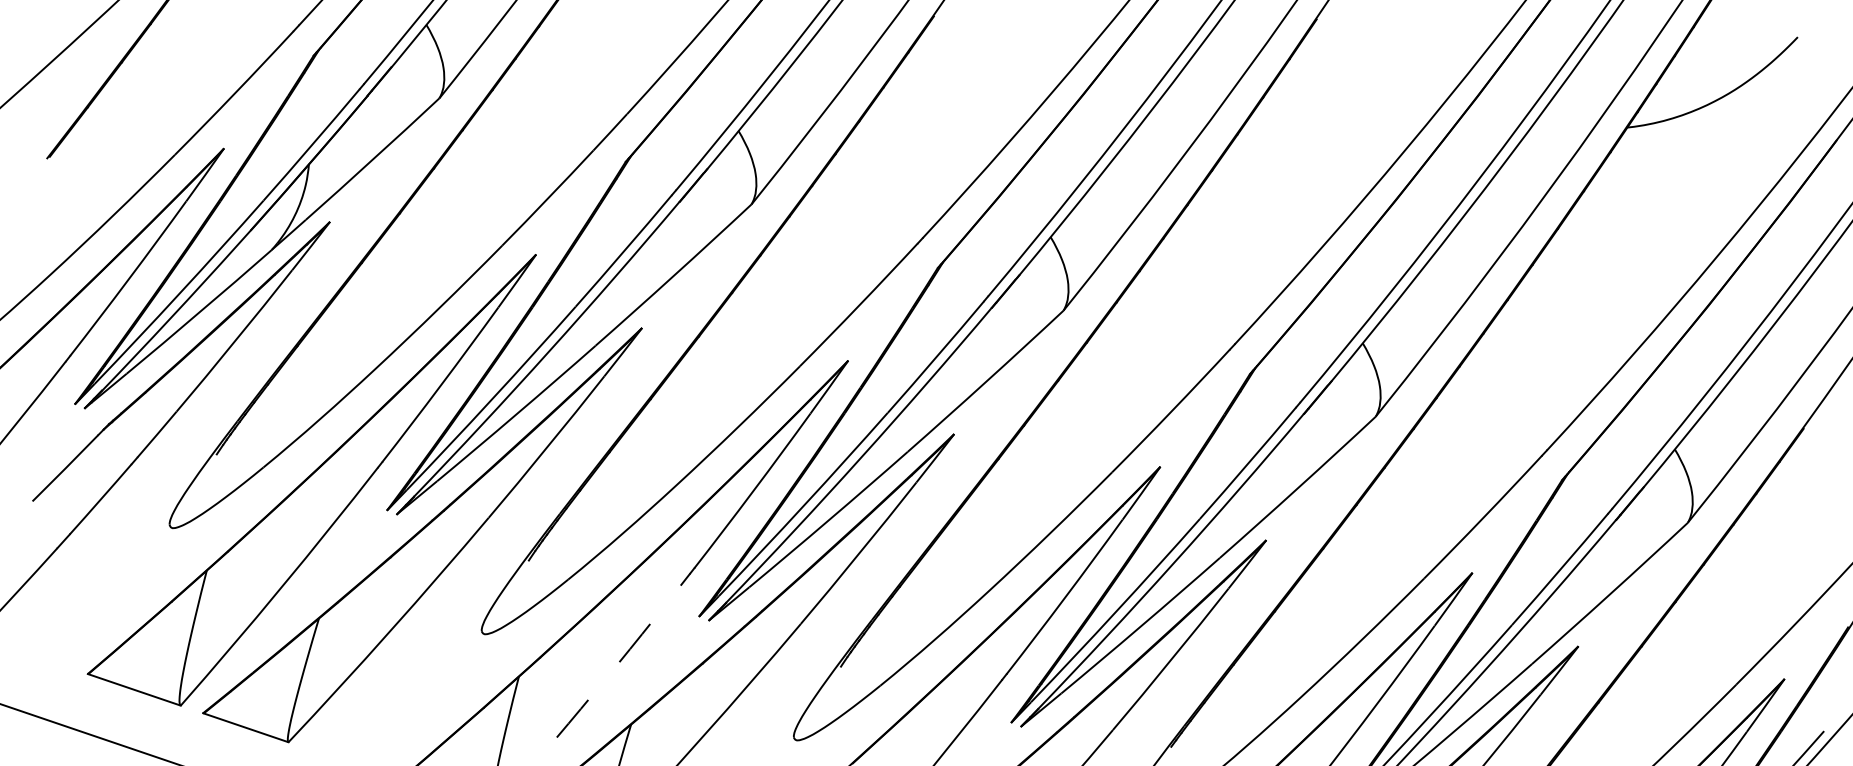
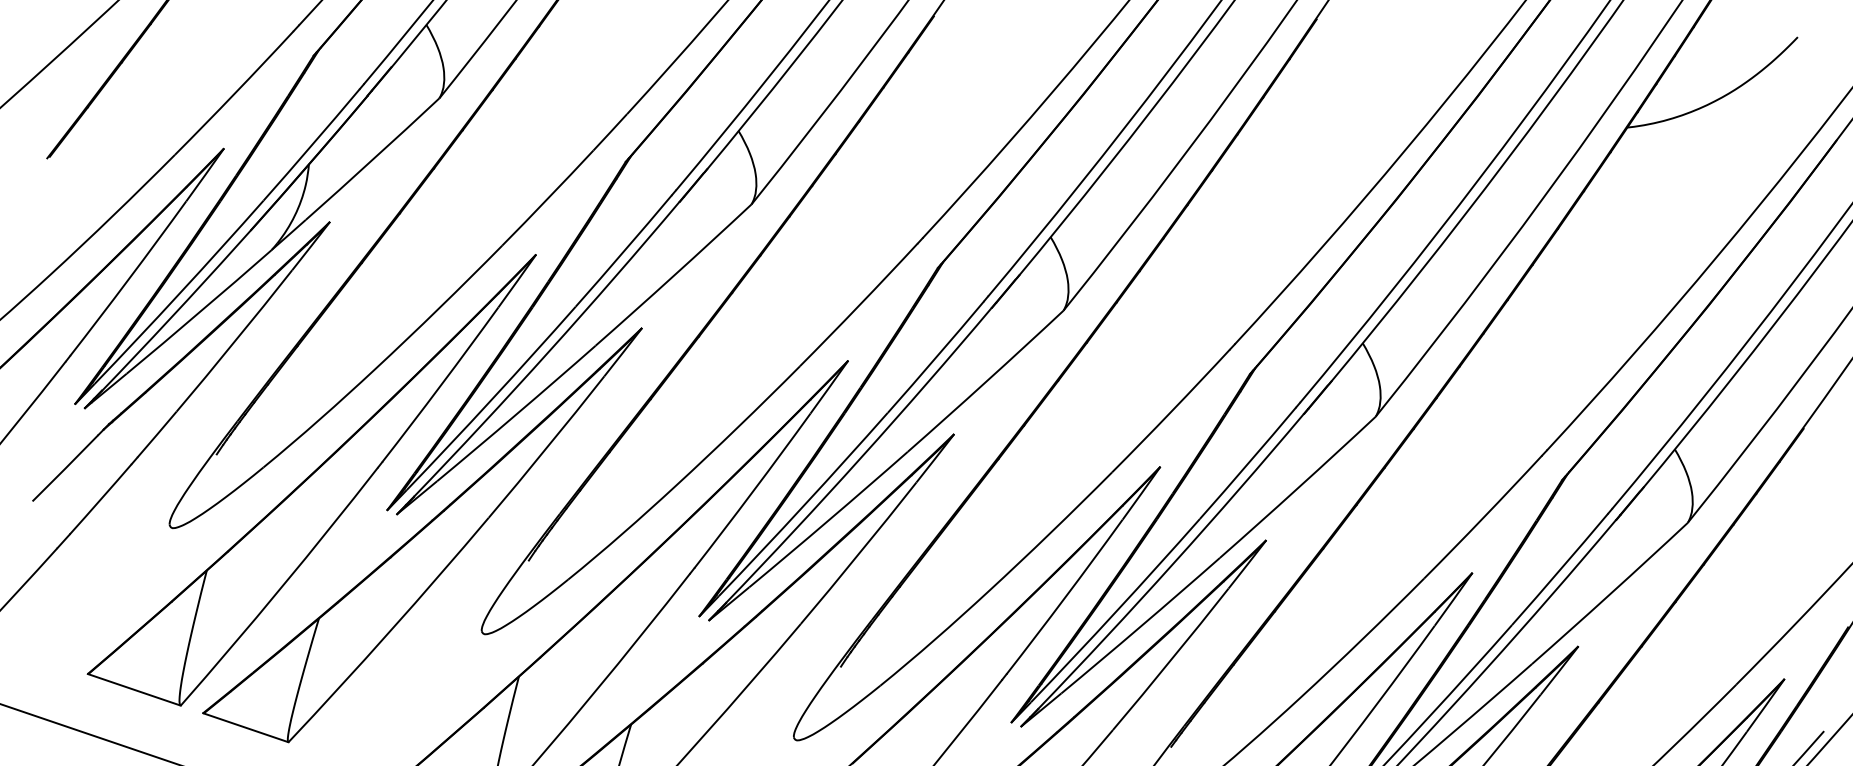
arc: dashed -> solid (612, 670)
